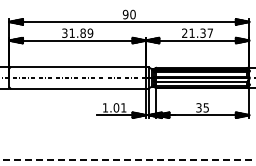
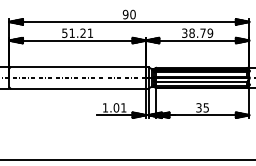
text: 31.89 -> 51.21 (77, 32)
text: 21.37 -> 38.79 (197, 32)
line: dashed -> solid (128, 159)
